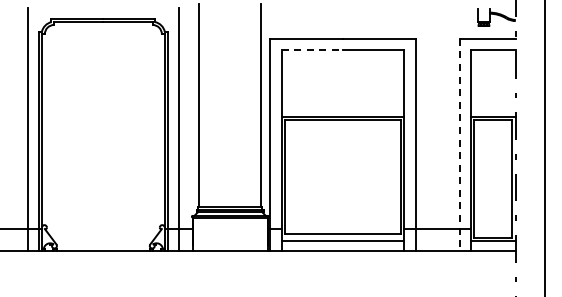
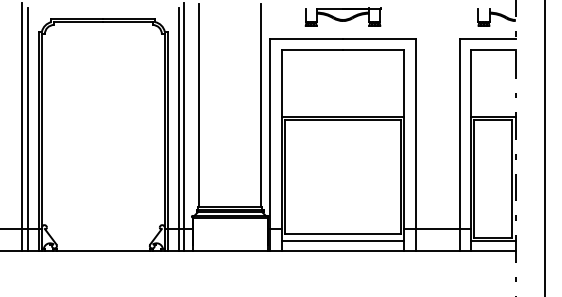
part: none -> present (342, 16)
line: dashed -> solid (312, 50)
line: none -> present (22, 126)
line: none -> present (184, 126)
line: dashed -> solid (459, 145)
